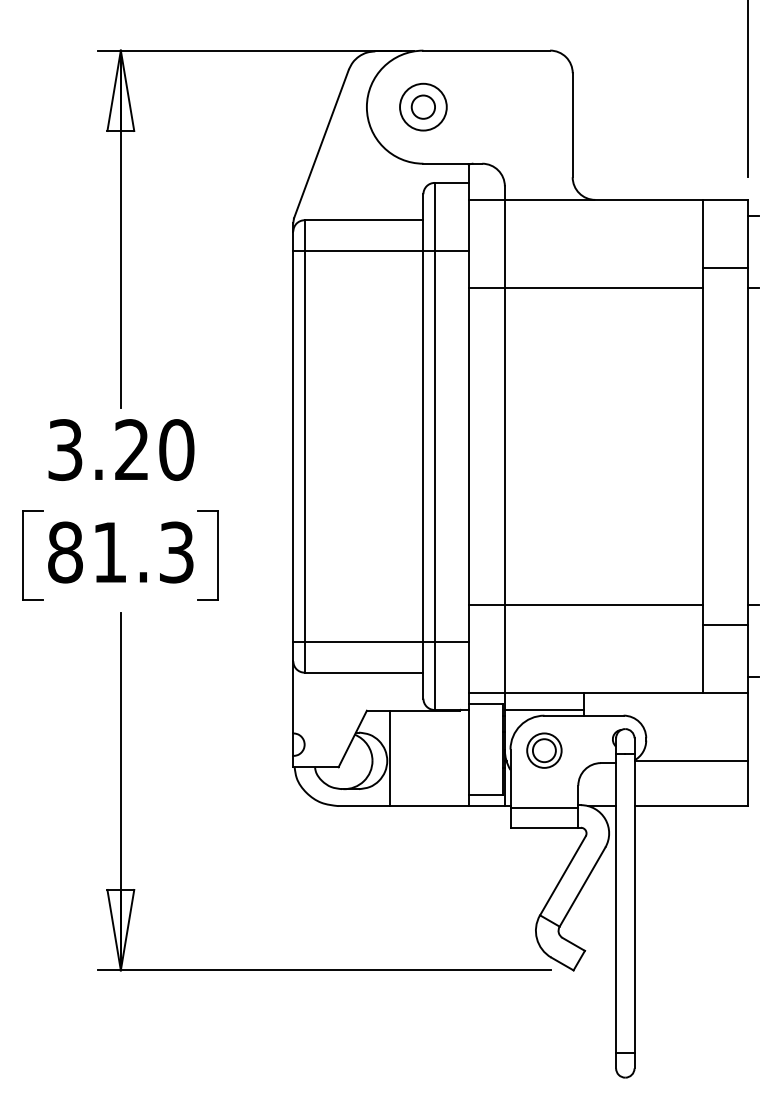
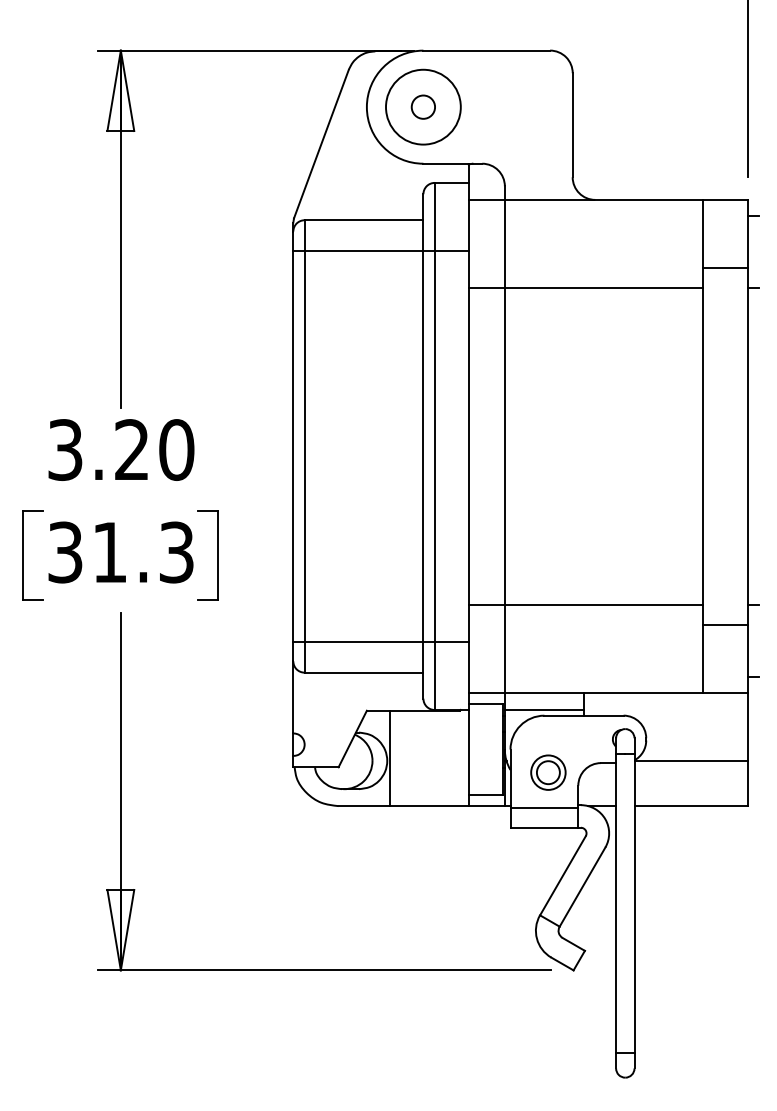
circle diameter: 47 px -> 75 px (423, 106)
text: 81.3 -> 31.3 (65, 552)
part position: (544, 750) -> (548, 772) (548, 772)
